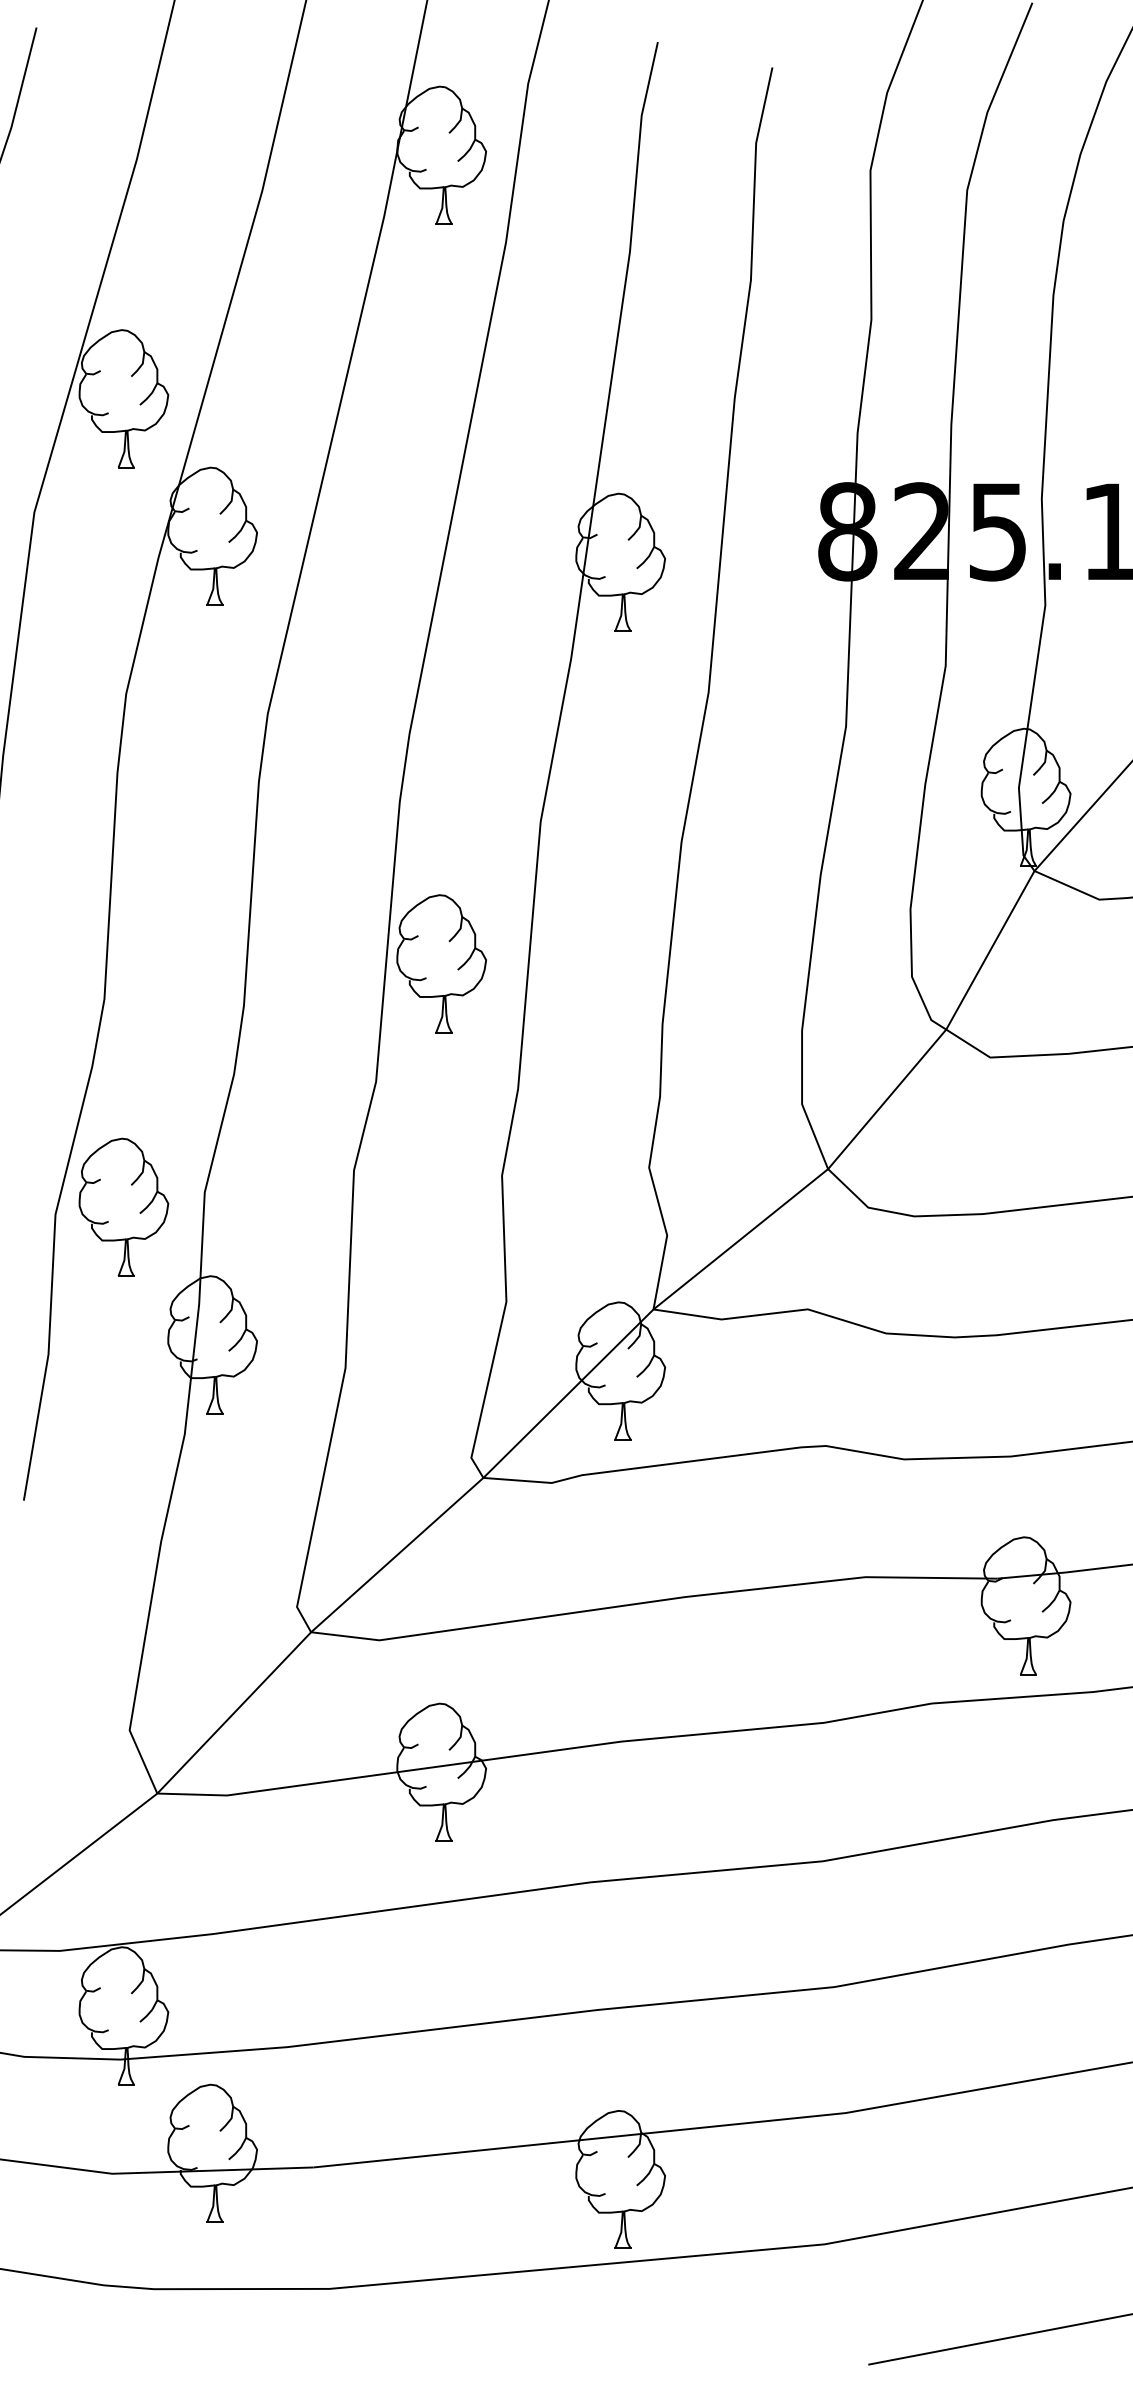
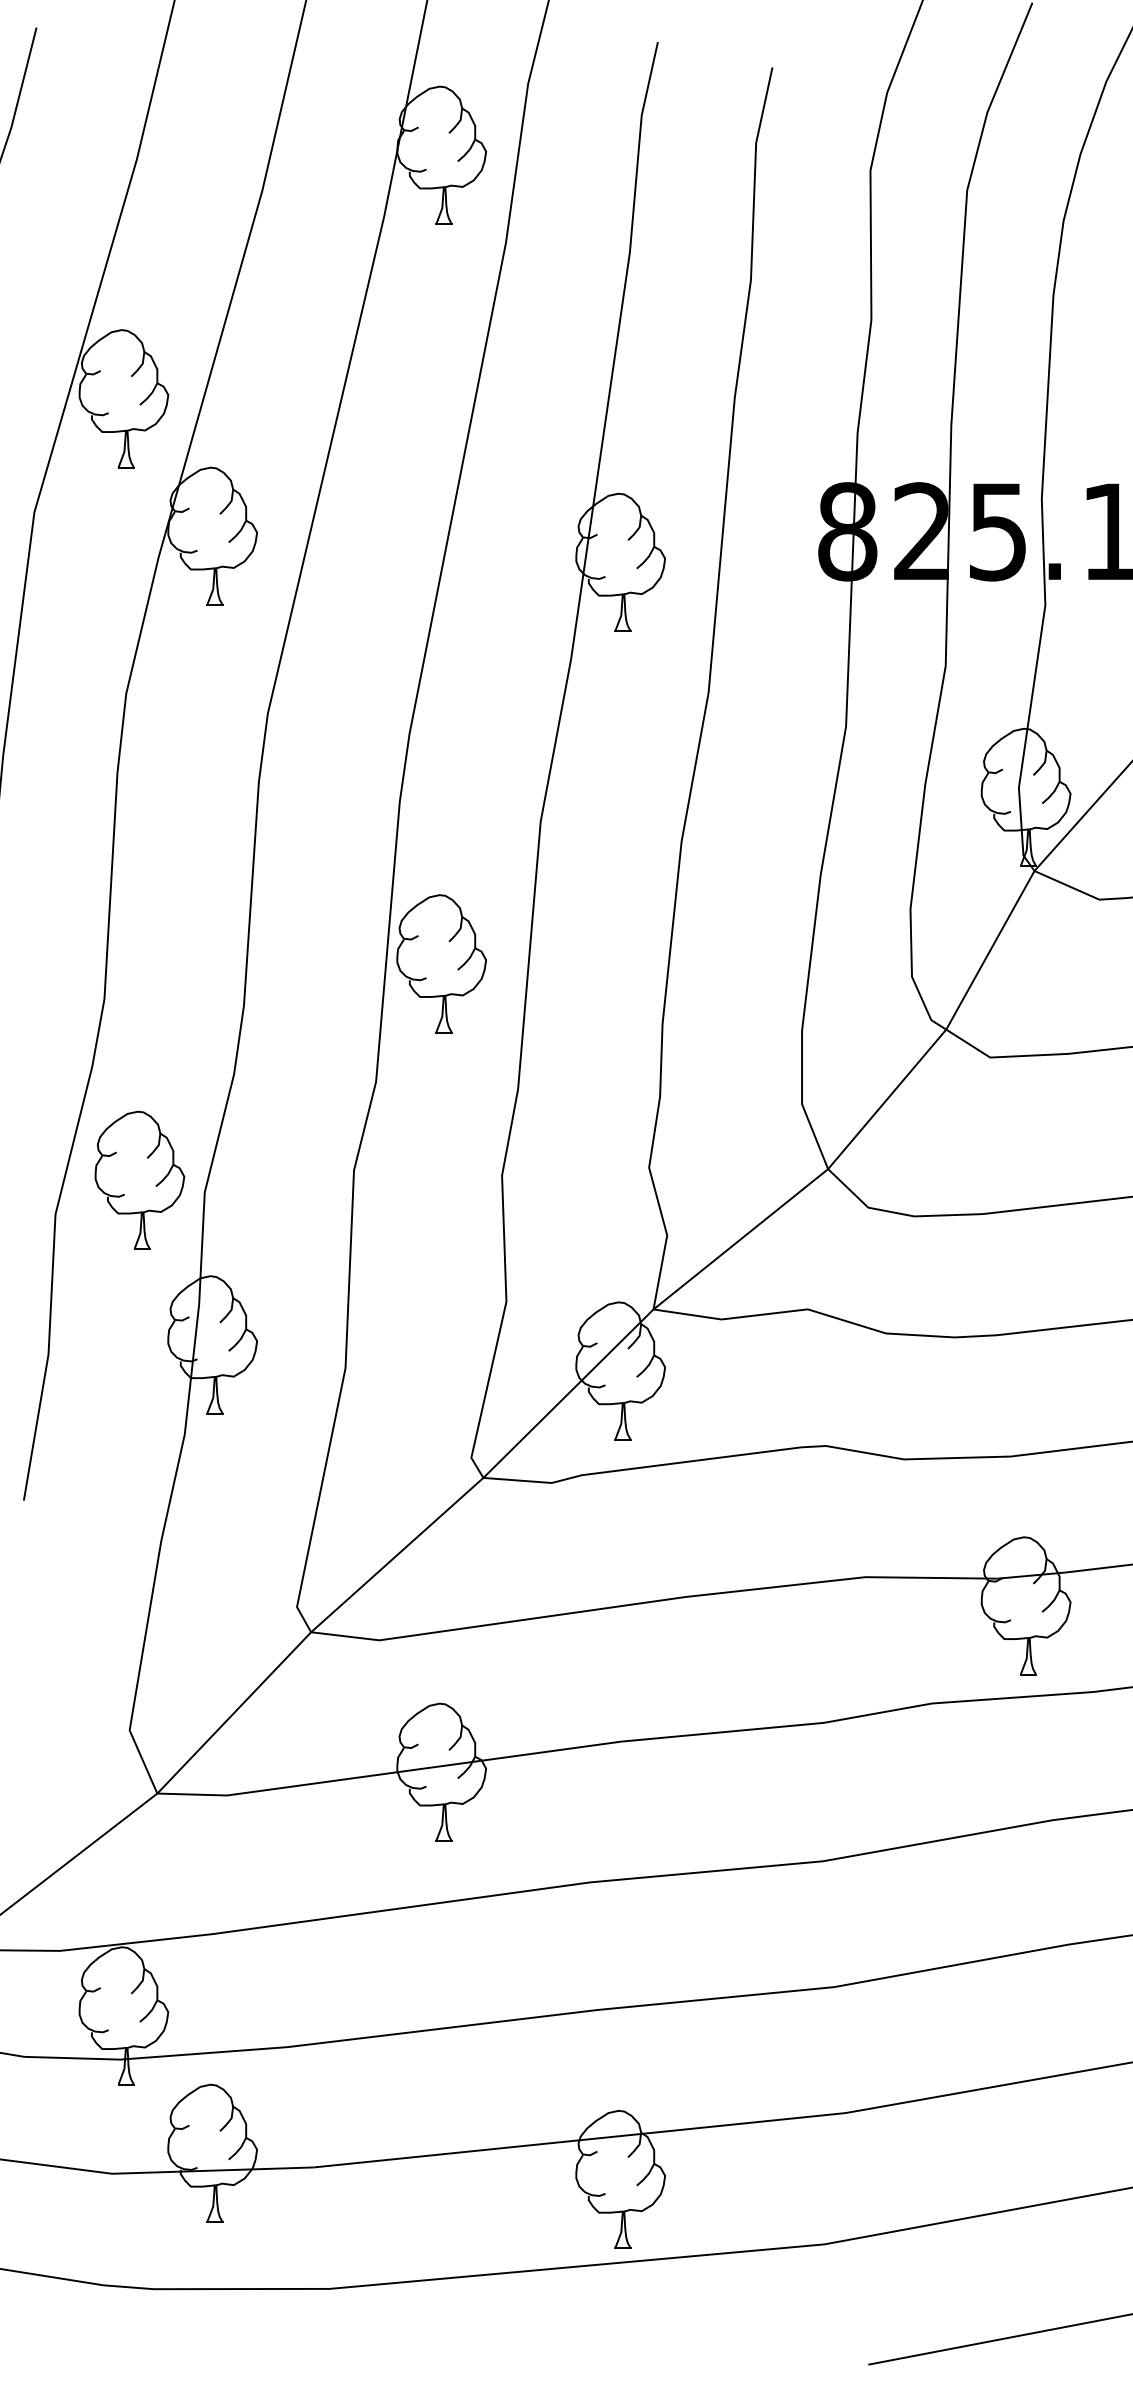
part position: (123, 1206) -> (139, 1179) (139, 1179)
